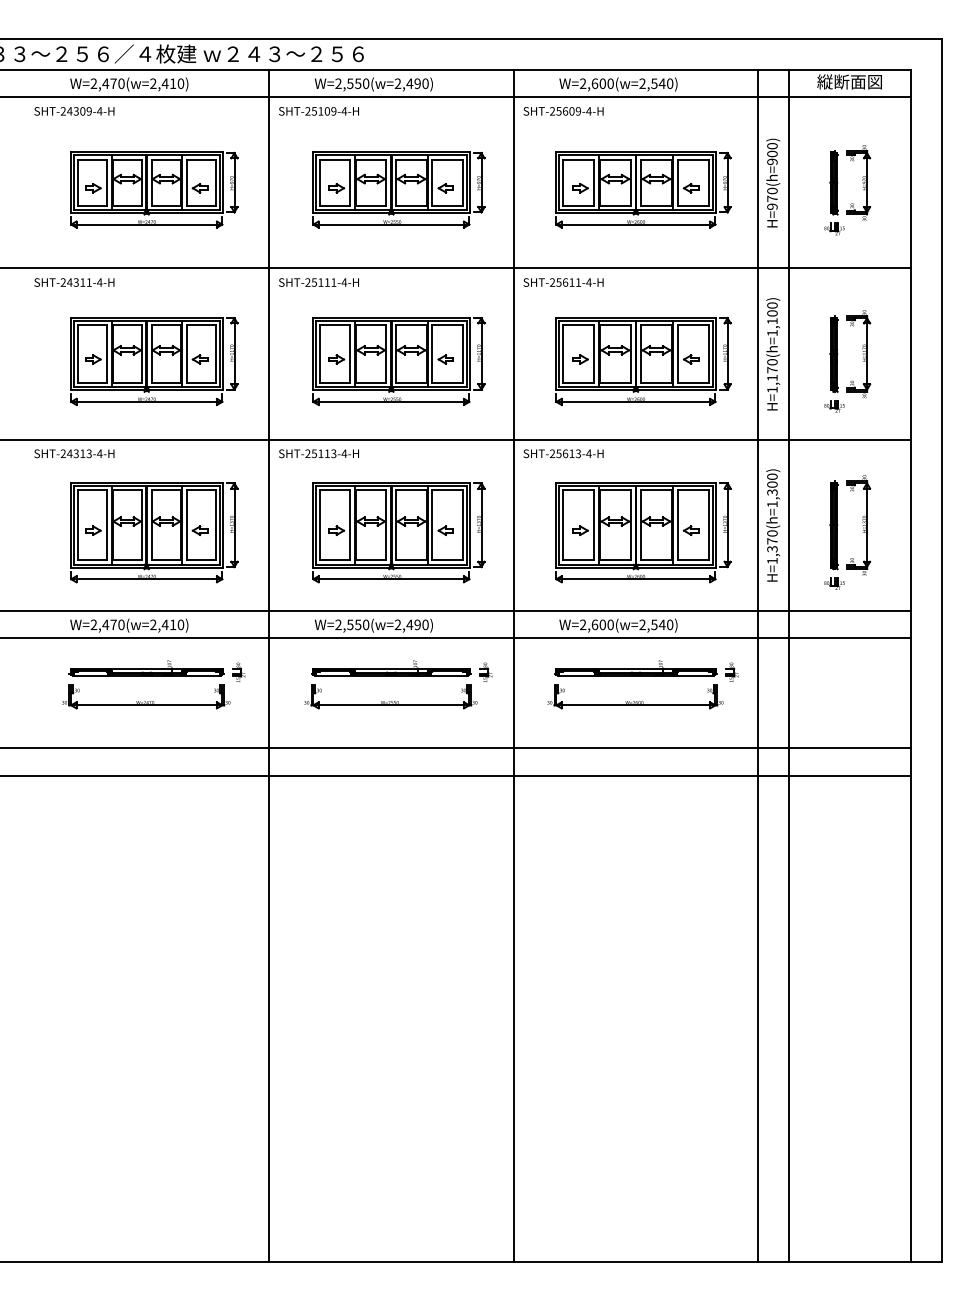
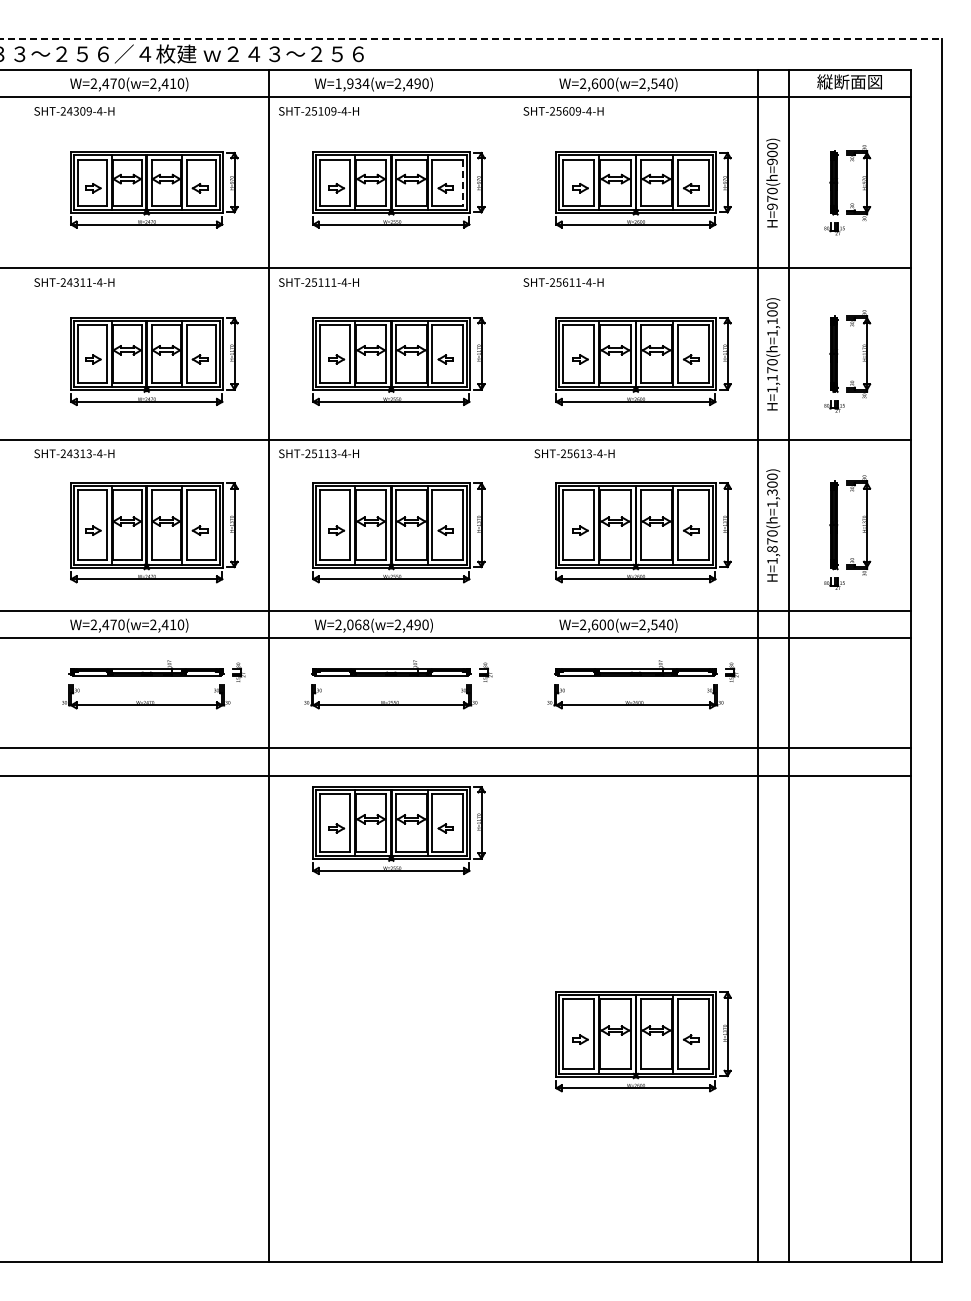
line: solid -> dashed (471, 39)
text: W=2,550(w=2,490) -> W=1,934(w=2,490) (352, 83)
line: solid -> dashed (462, 183)
text position: (563, 453) -> (574, 453) (574, 453)
text: H=1,370(h=1,300) -> H=1,870(h=1,300) (772, 549)
text: W=2,550(w=2,490) -> W=2,068(w=2,490) (358, 624)
line: present -> none (513, 665)
part: none -> present (398, 830)
part: none -> present (643, 1041)
